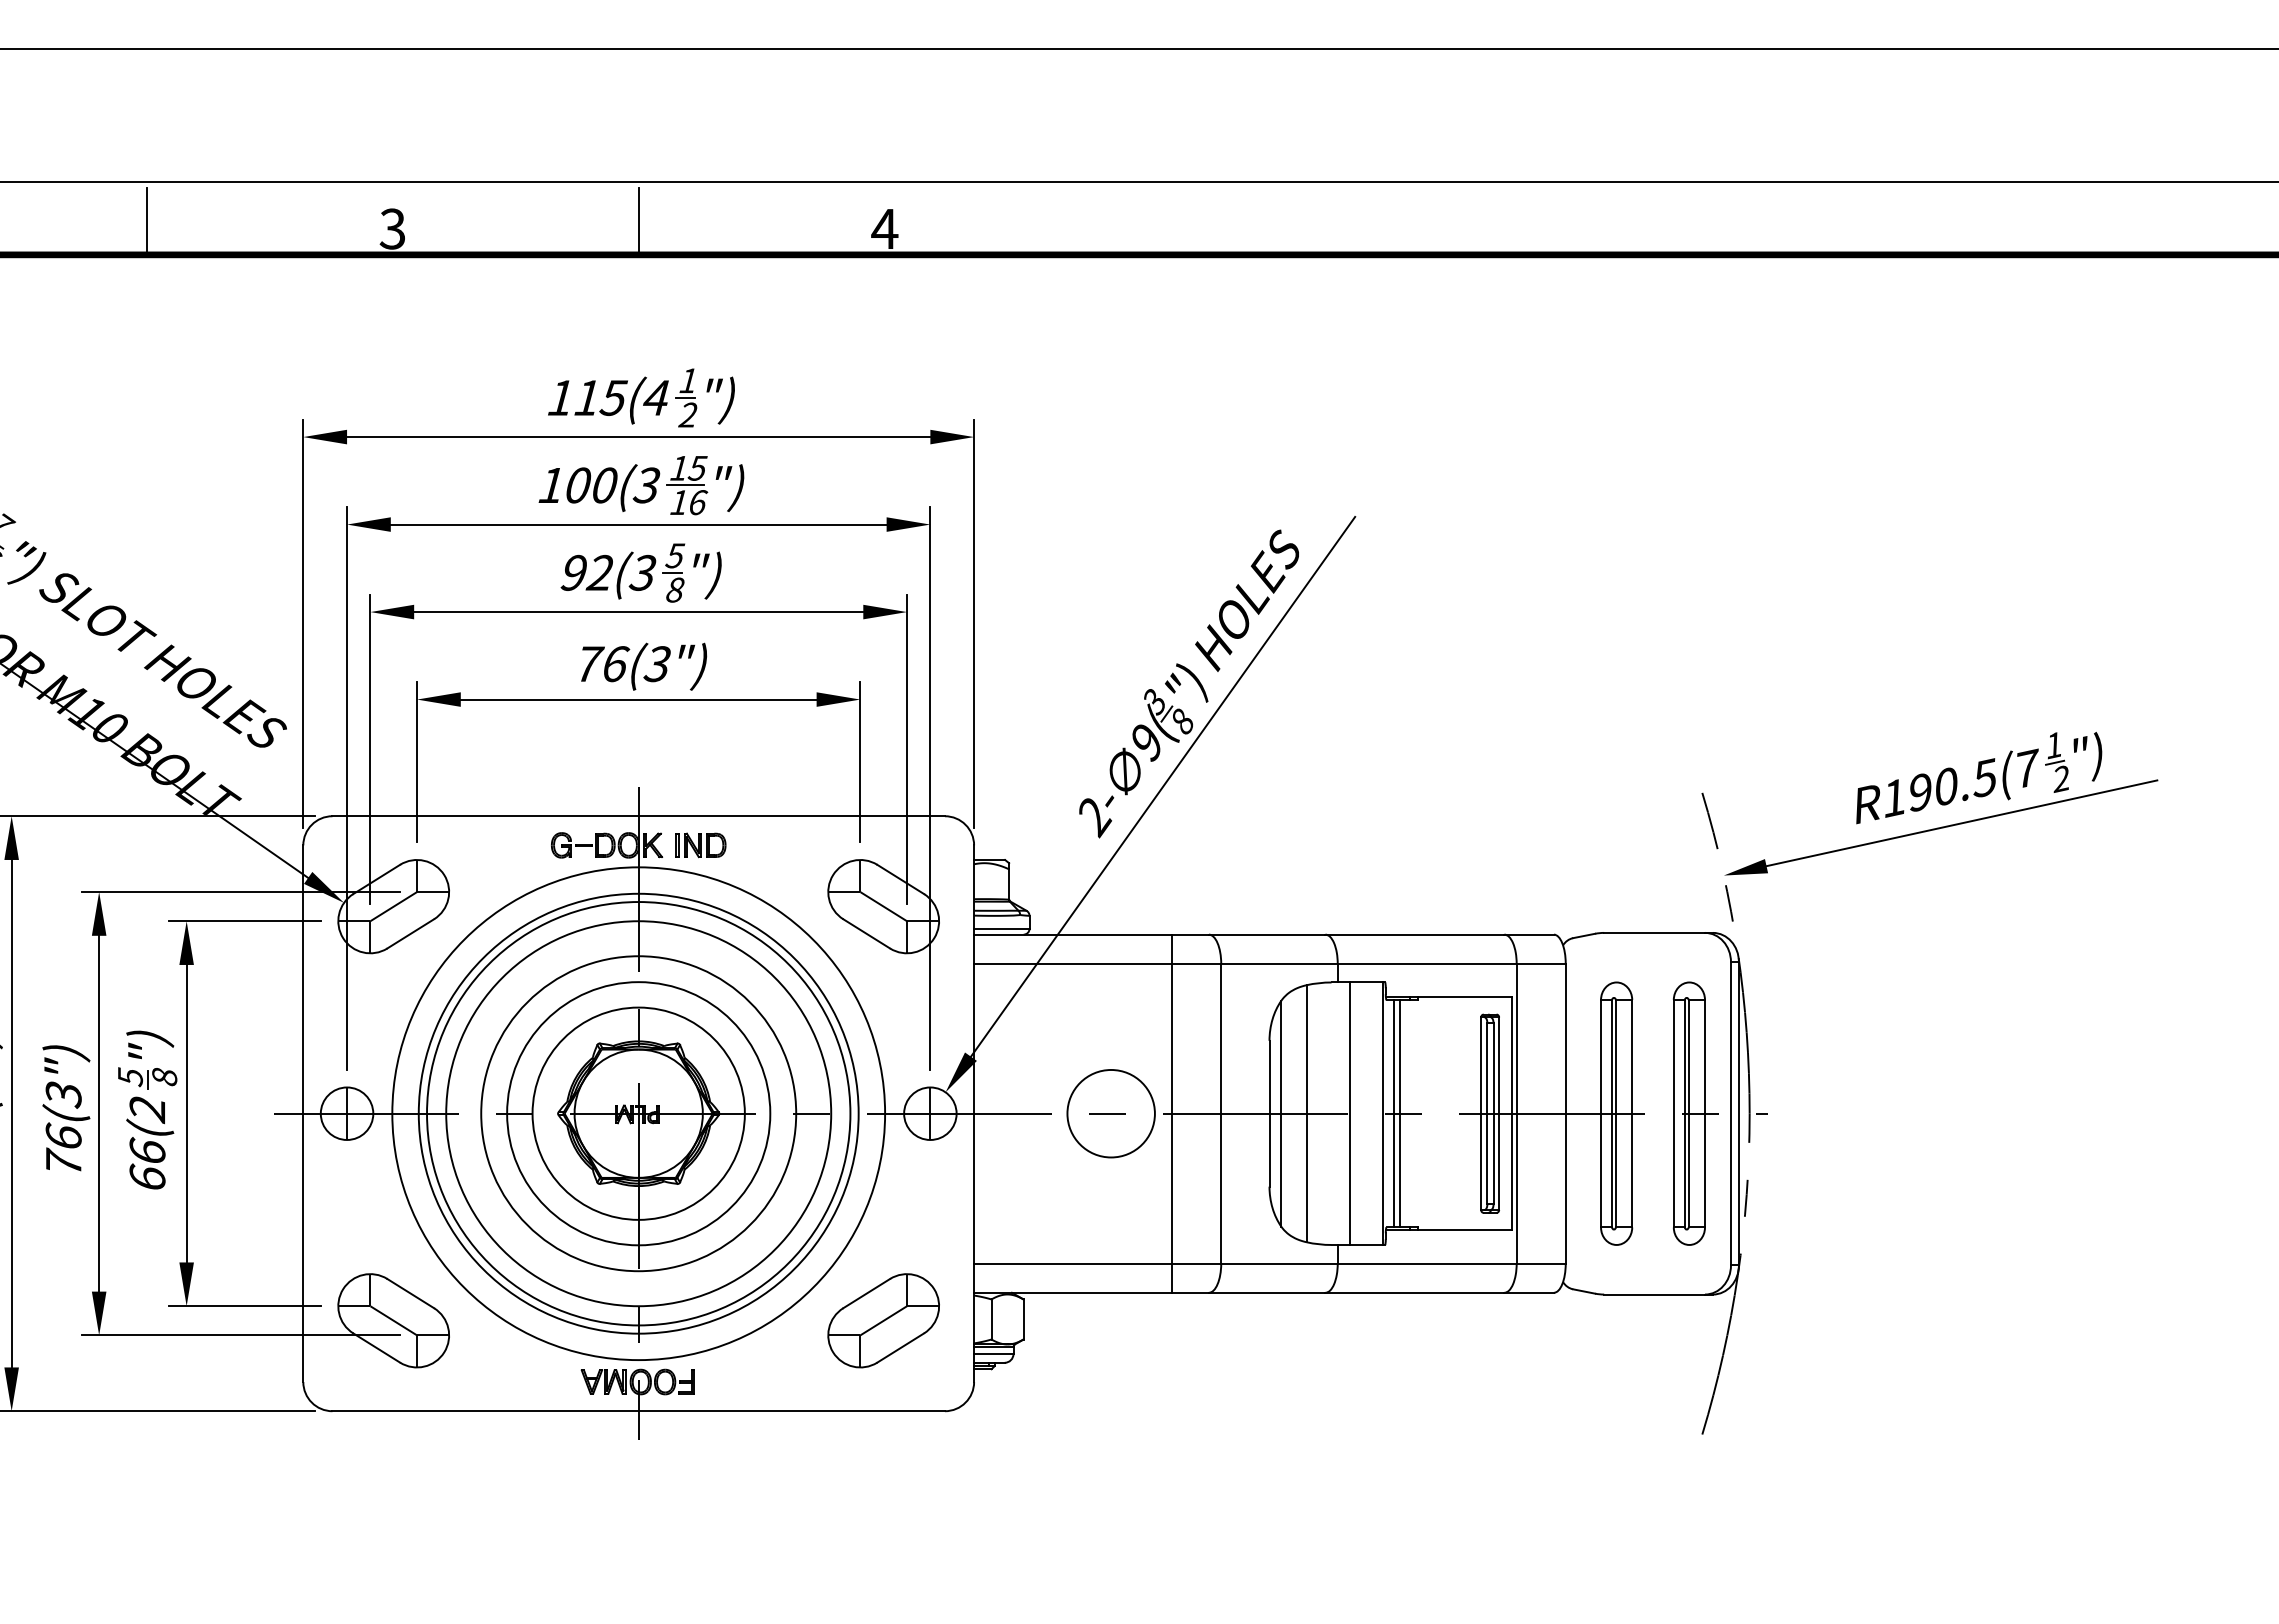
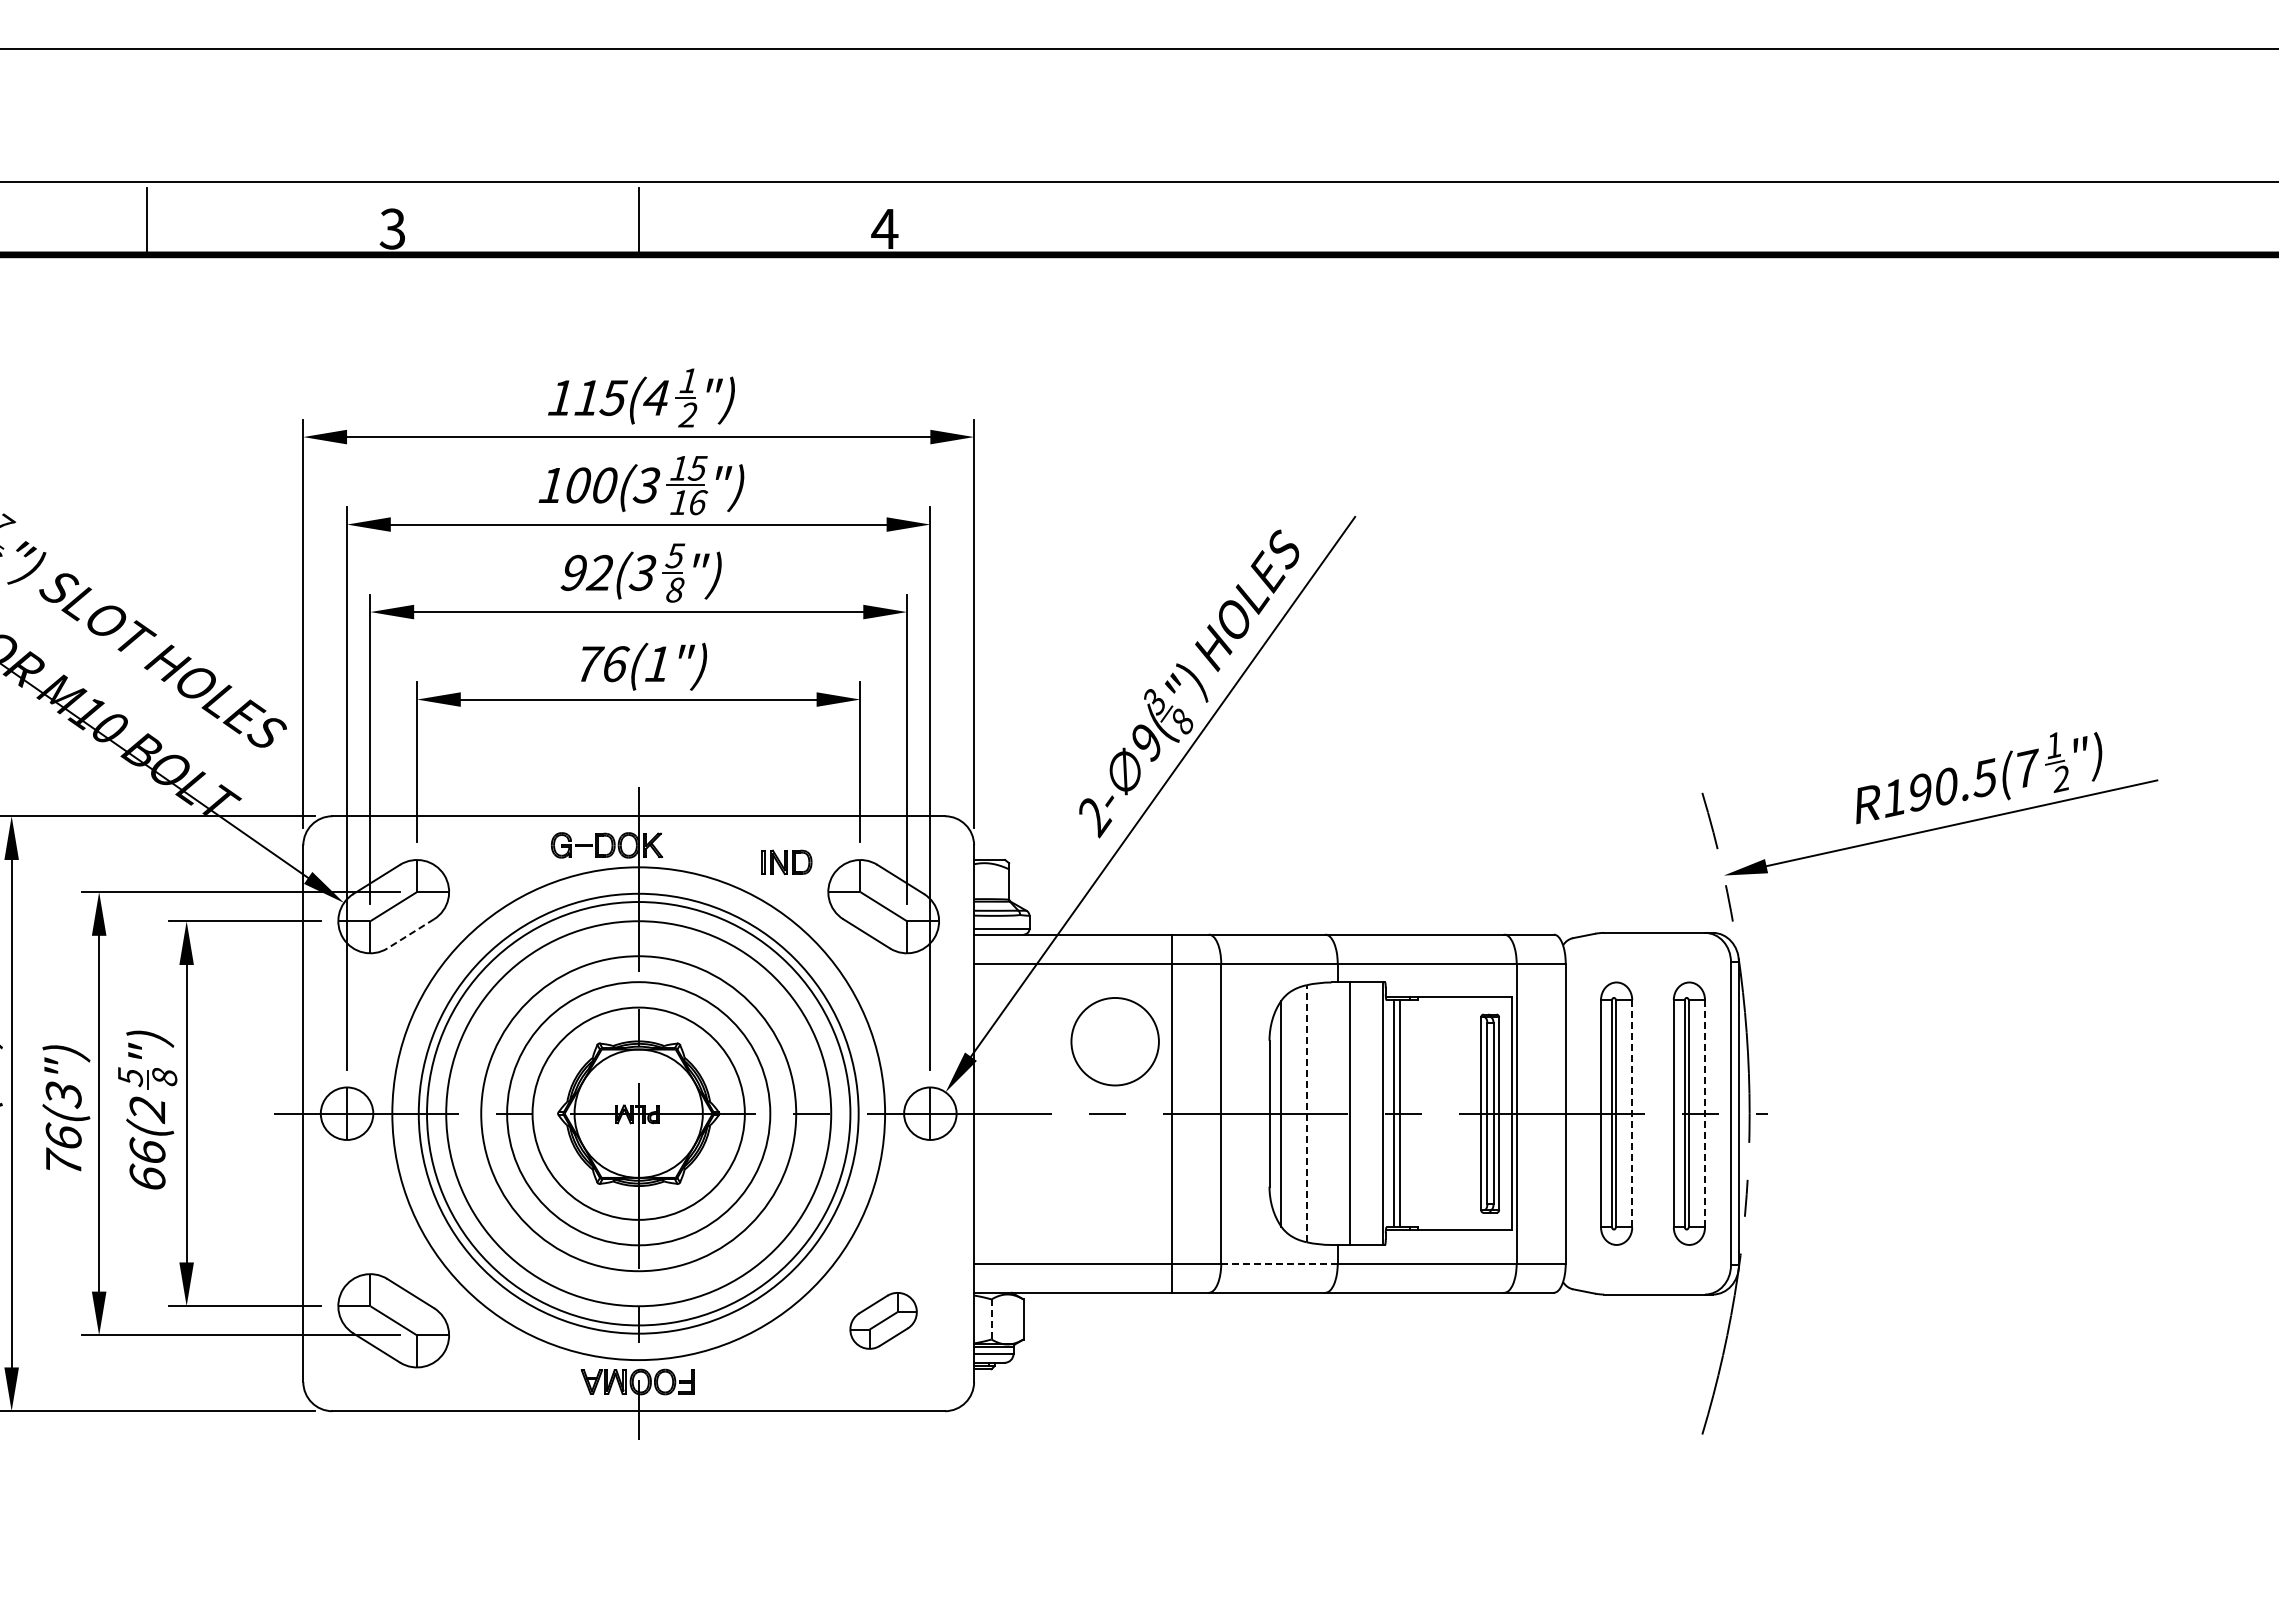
text: 76(3") -> 76(1") (656, 664)
part position: (700, 845) -> (786, 862) (786, 862)
line: solid -> dashed (410, 933)
circle position: (1110, 1113) -> (1114, 1041) (1114, 1041)
line: solid -> dashed (1306, 1113)
line: solid -> dashed (1632, 1113)
line: solid -> dashed (1705, 1113)
line: solid -> dashed (1278, 1263)
line: solid -> dashed (991, 1319)
part size: 113x96 px -> 69x58 px (883, 1320)
